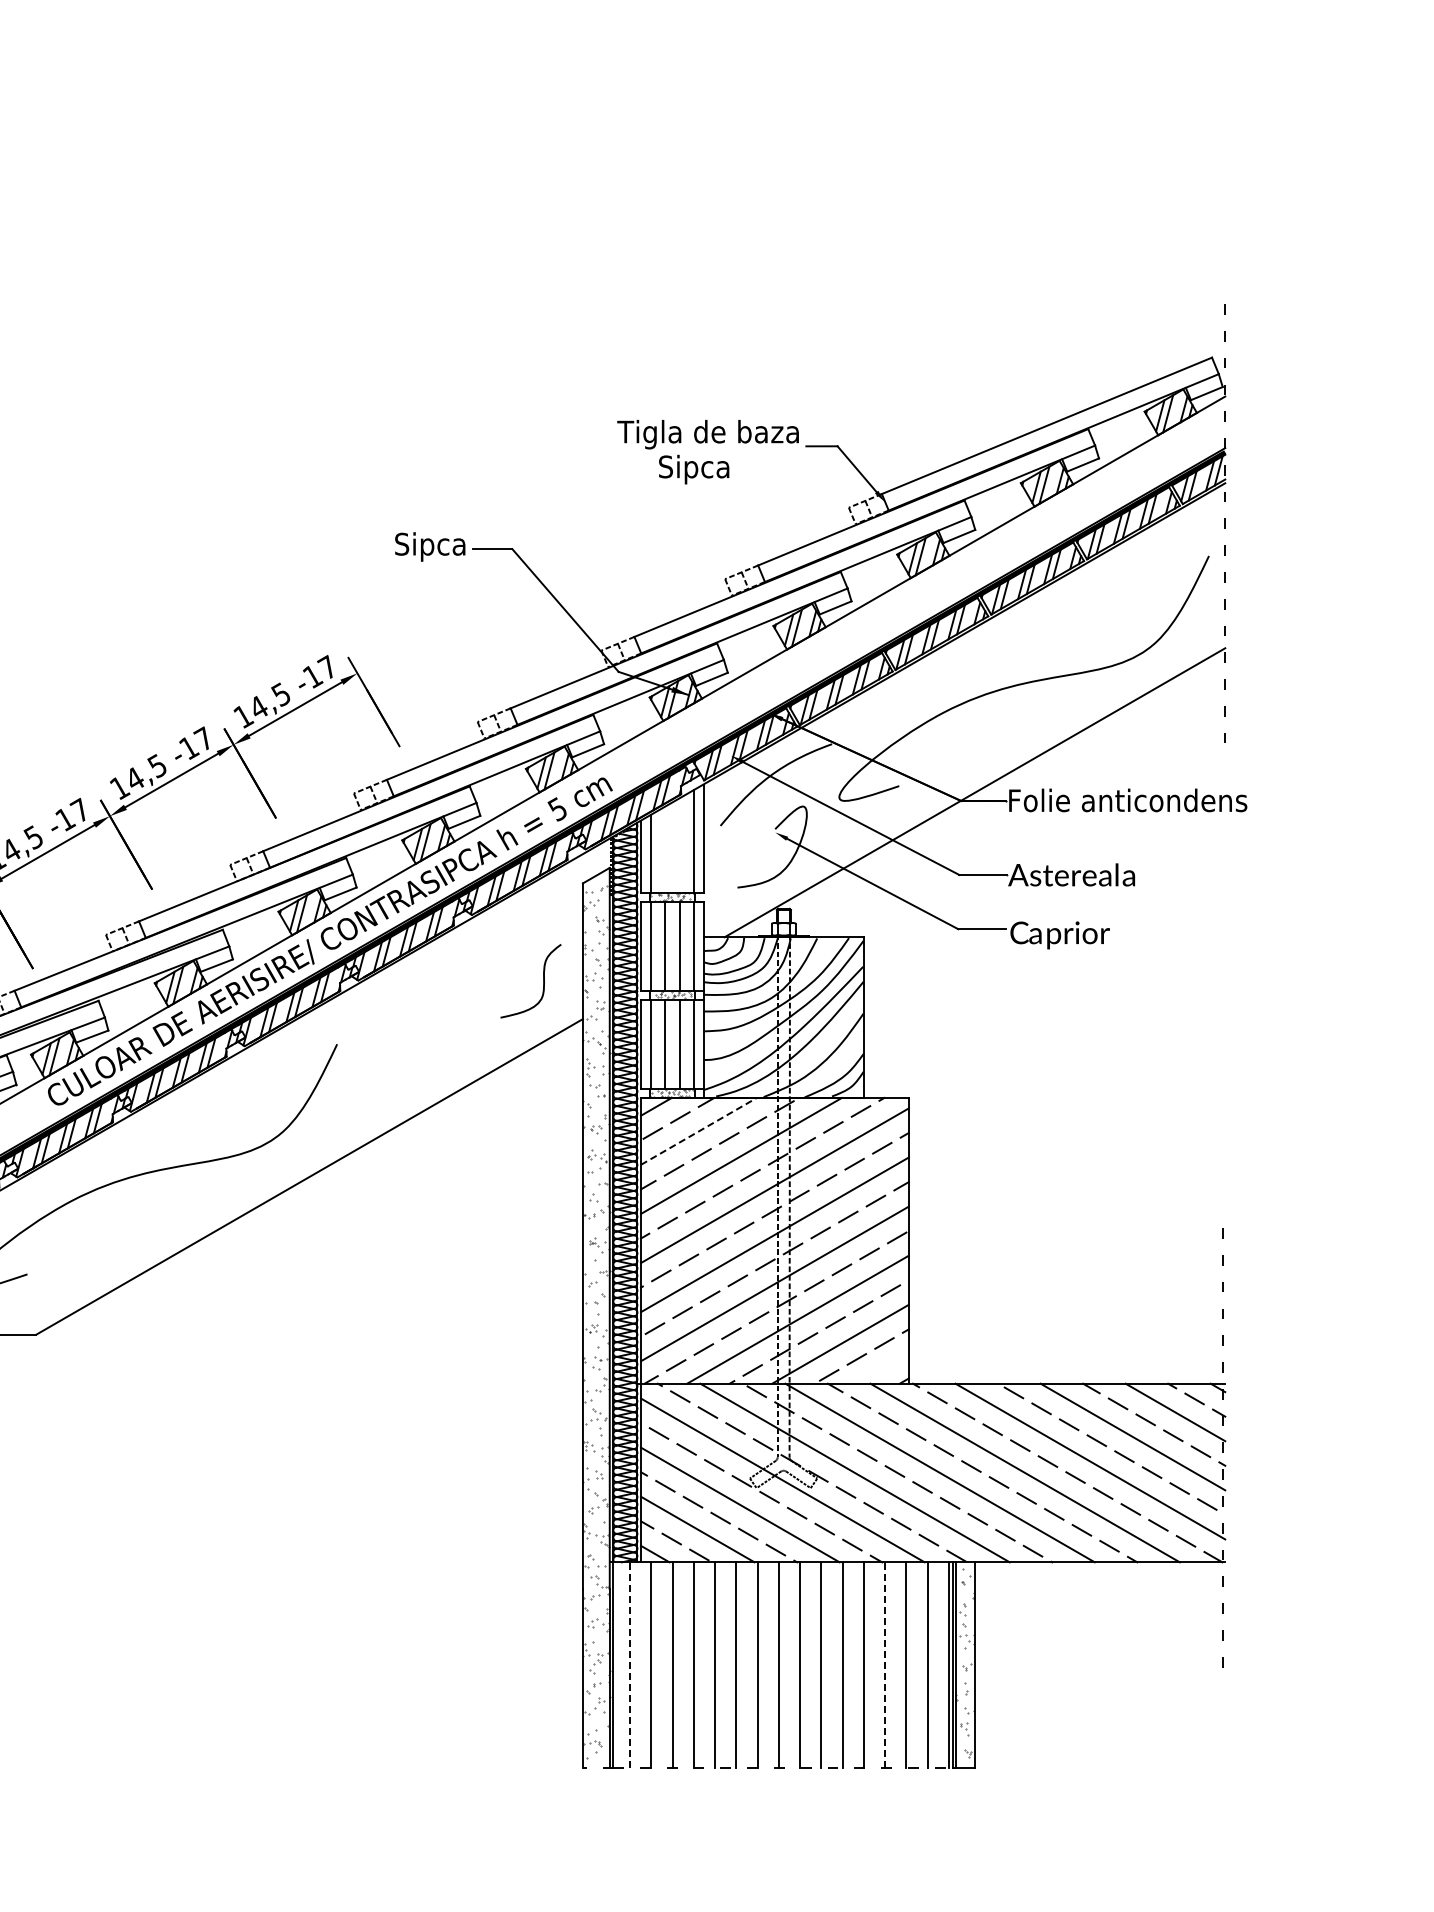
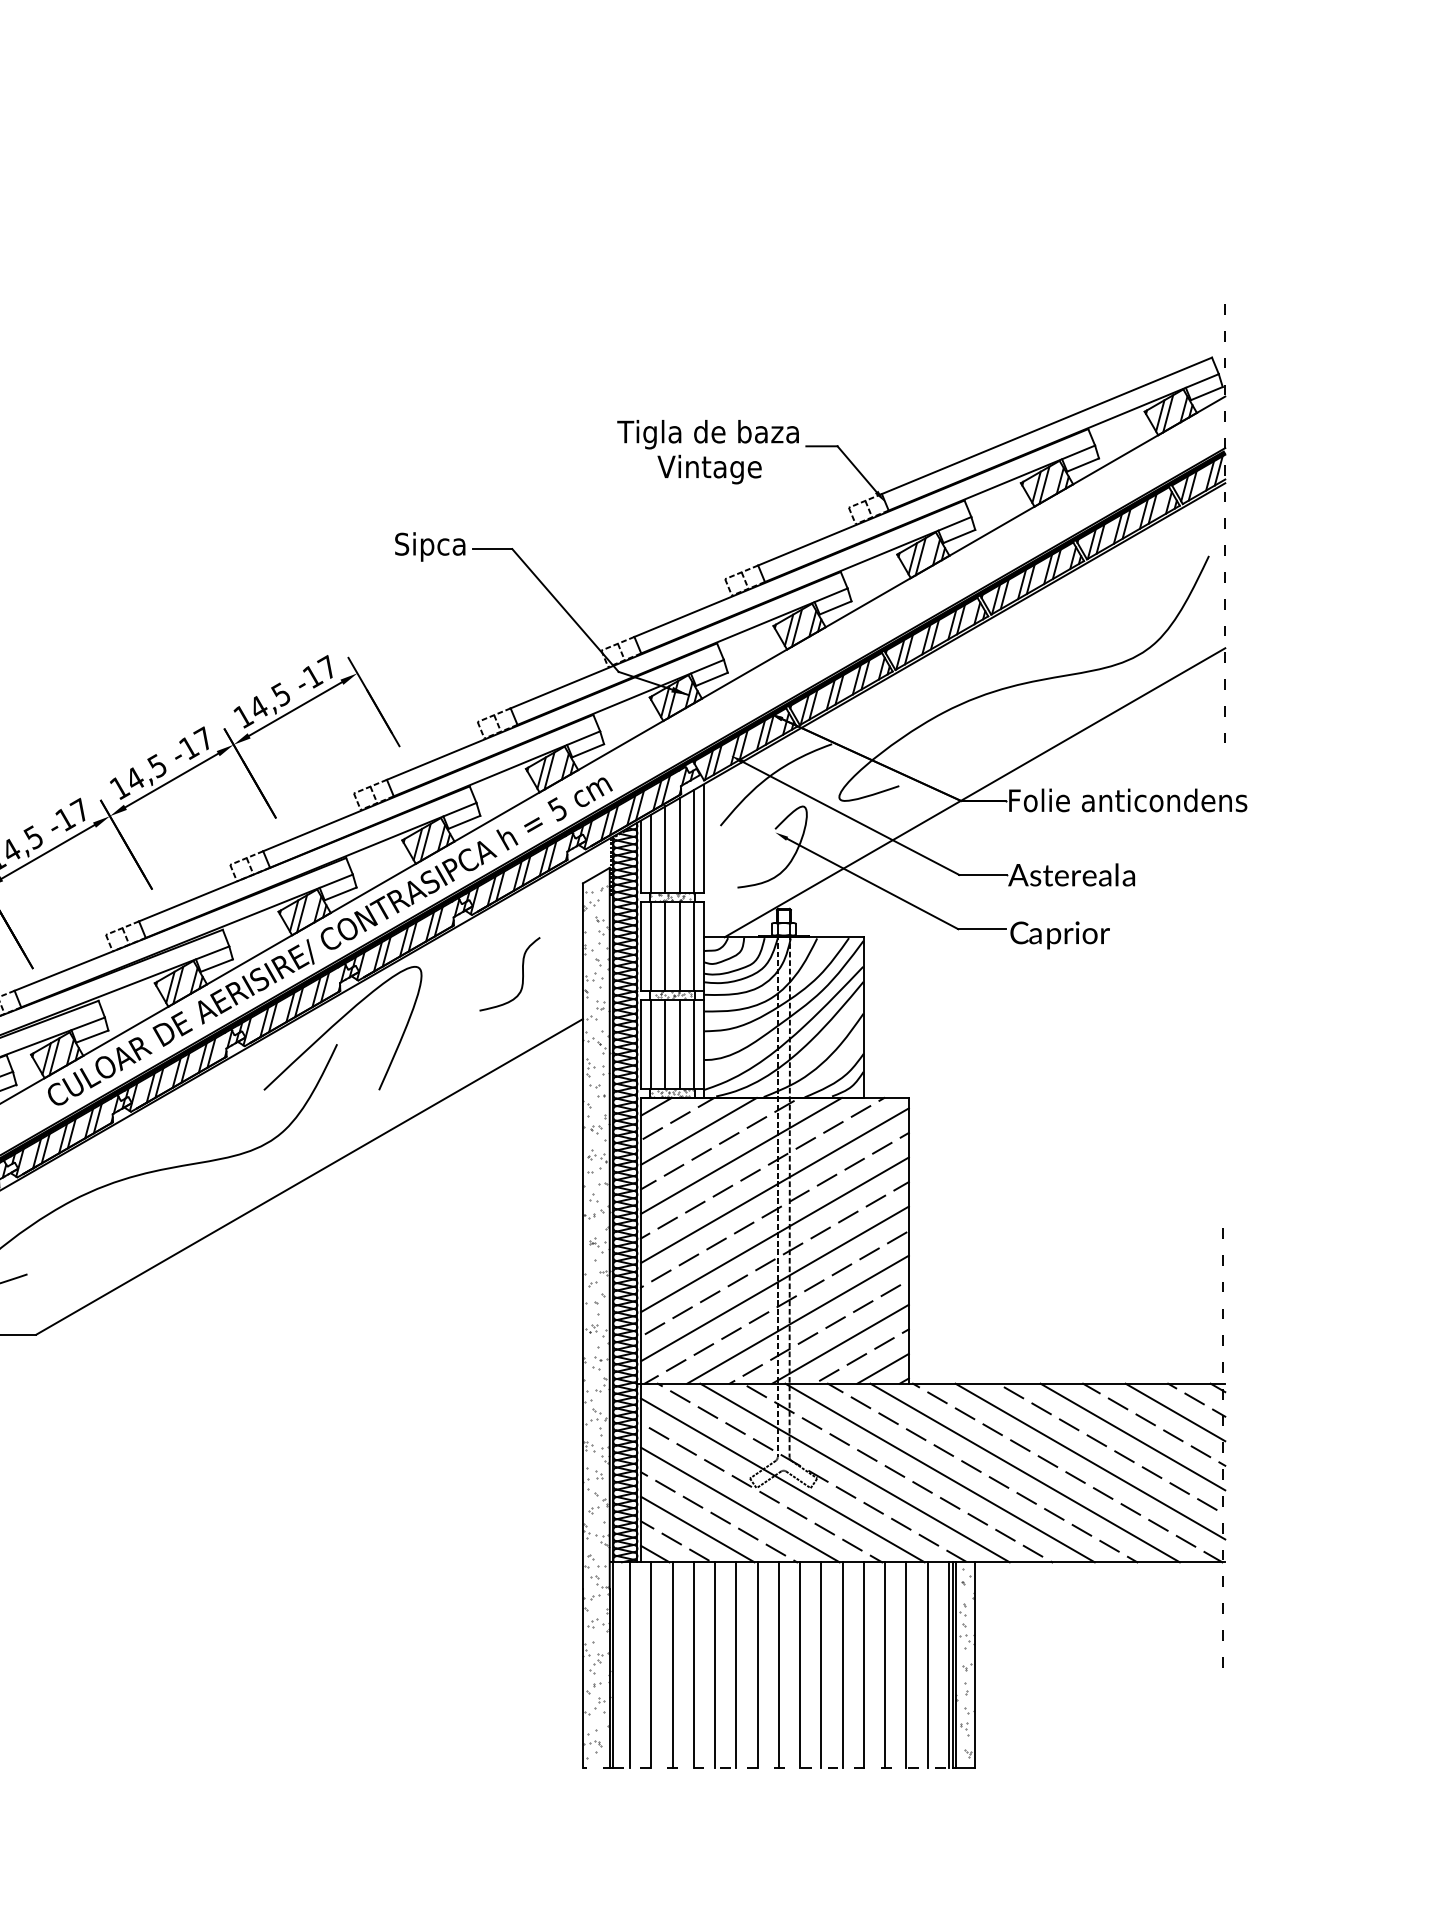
text: Sipca -> Vintage (709, 469)
line: none -> present (679, 845)
line: none -> present (665, 849)
curve position: (543, 981) -> (522, 974) (522, 974)
curve: none -> present (337, 1023)
line: dashed -> solid (698, 1131)
line: none -> present (882, 1368)
line: dashed -> solid (629, 1665)
line: dashed -> solid (885, 1665)
